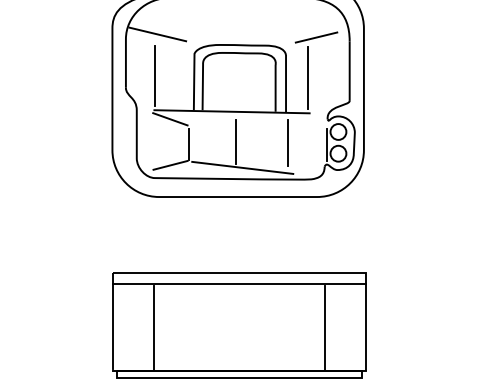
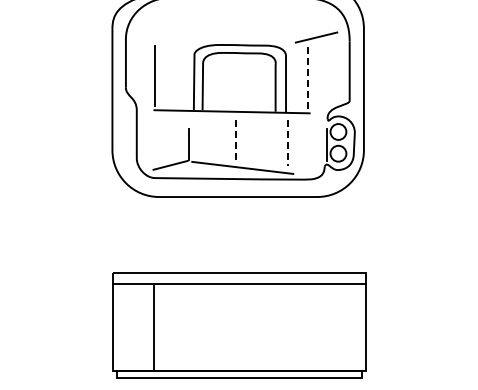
line: present -> none (157, 34)
line: solid -> dashed (307, 77)
line: present -> none (170, 119)
line: solid -> dashed (235, 142)
line: solid -> dashed (288, 143)
line: present -> none (324, 327)
